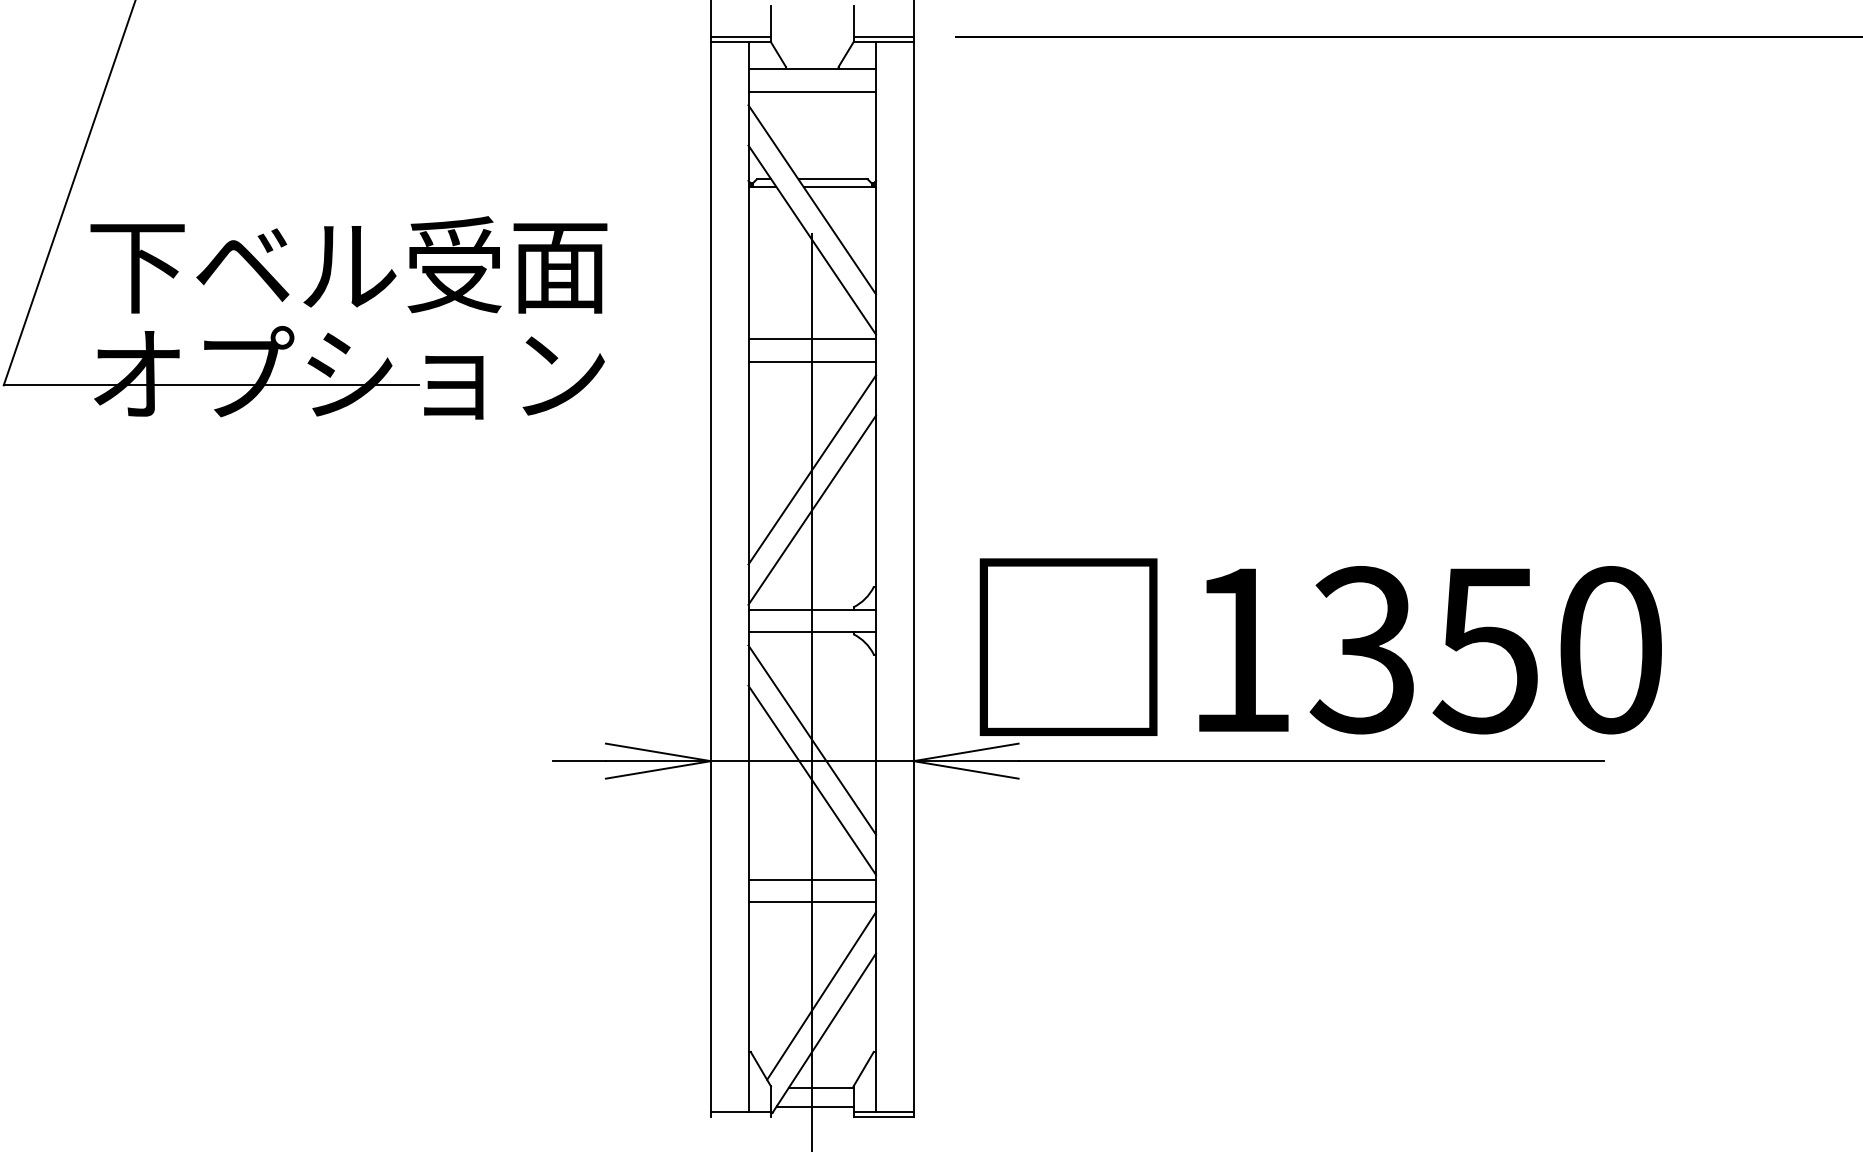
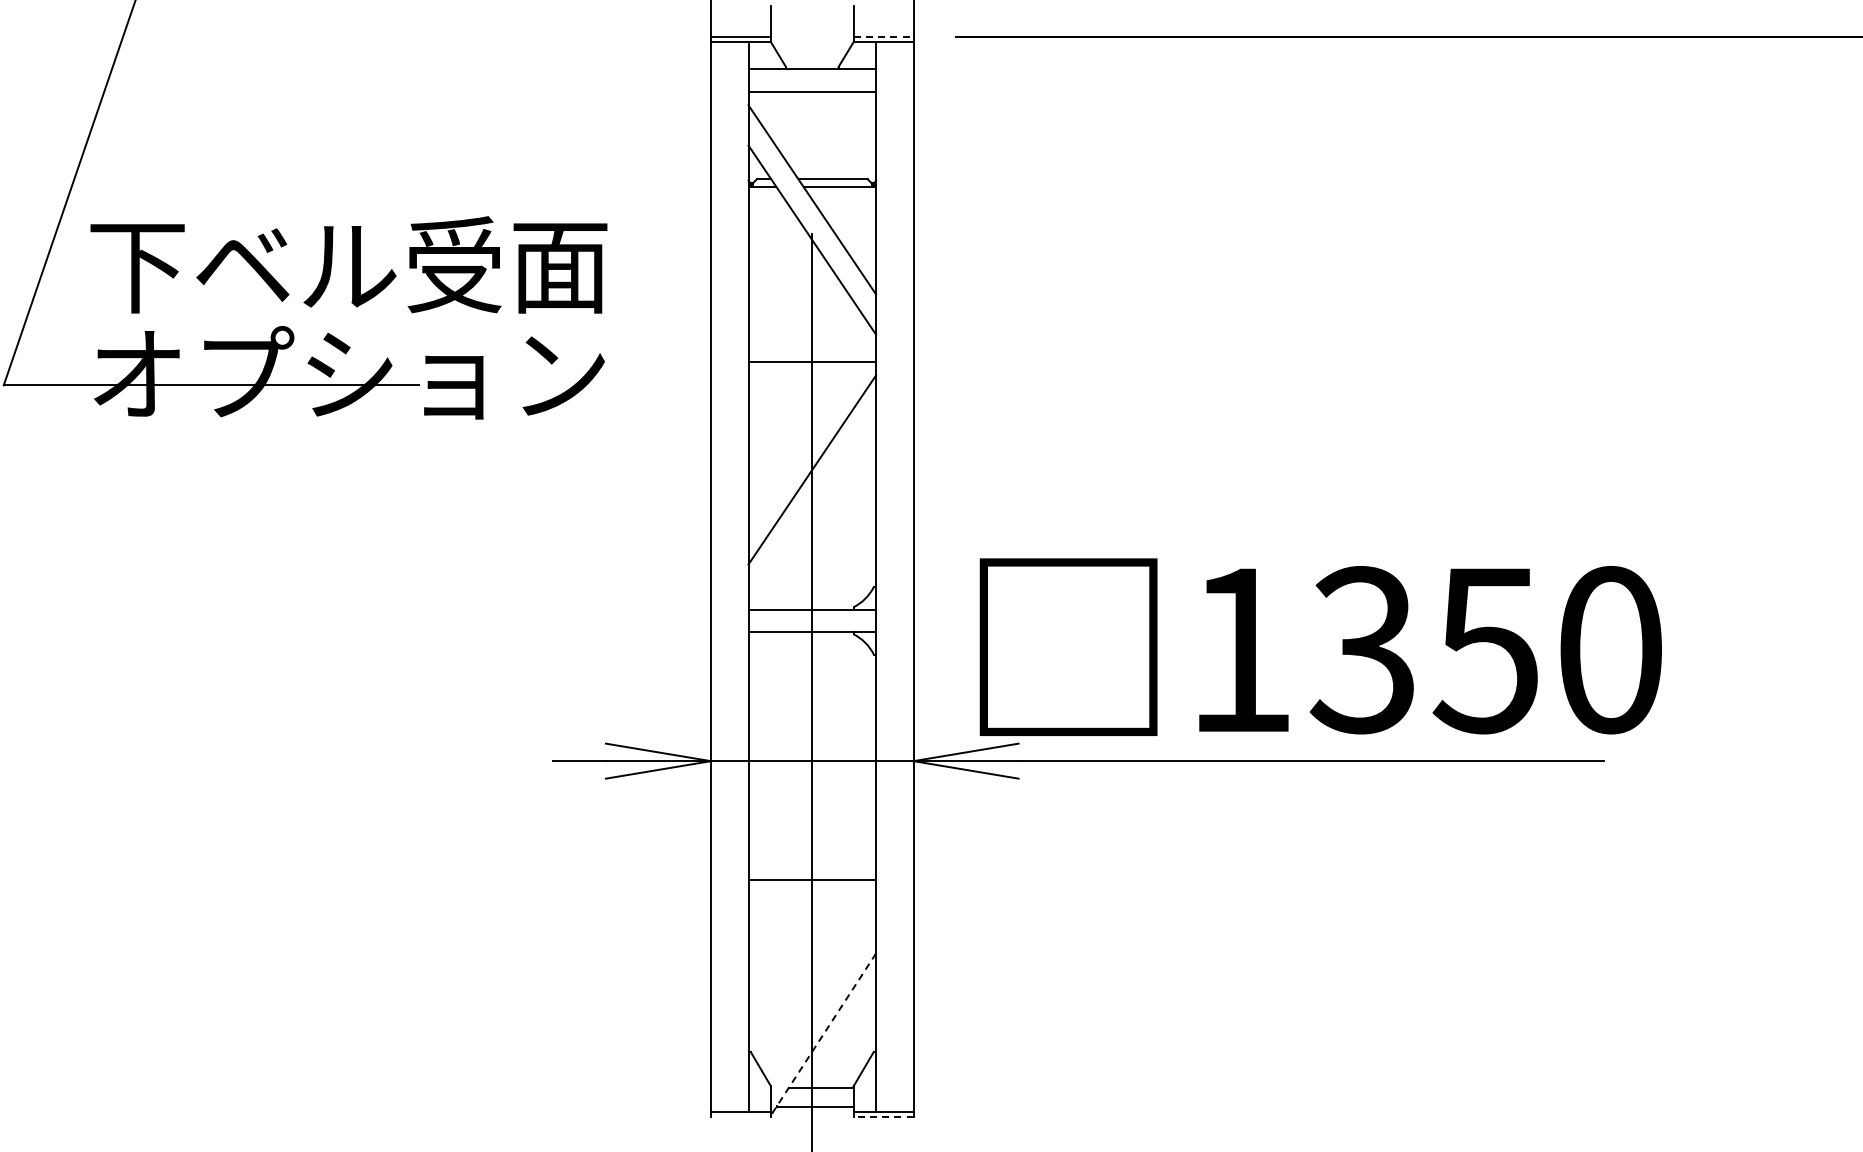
line: solid -> dashed (884, 36)
line: present -> none (812, 339)
line: present -> none (812, 509)
line: present -> none (812, 739)
line: present -> none (812, 779)
line: present -> none (812, 902)
line: present -> none (821, 995)
line: solid -> dashed (824, 1033)
line: solid -> dashed (883, 1117)
